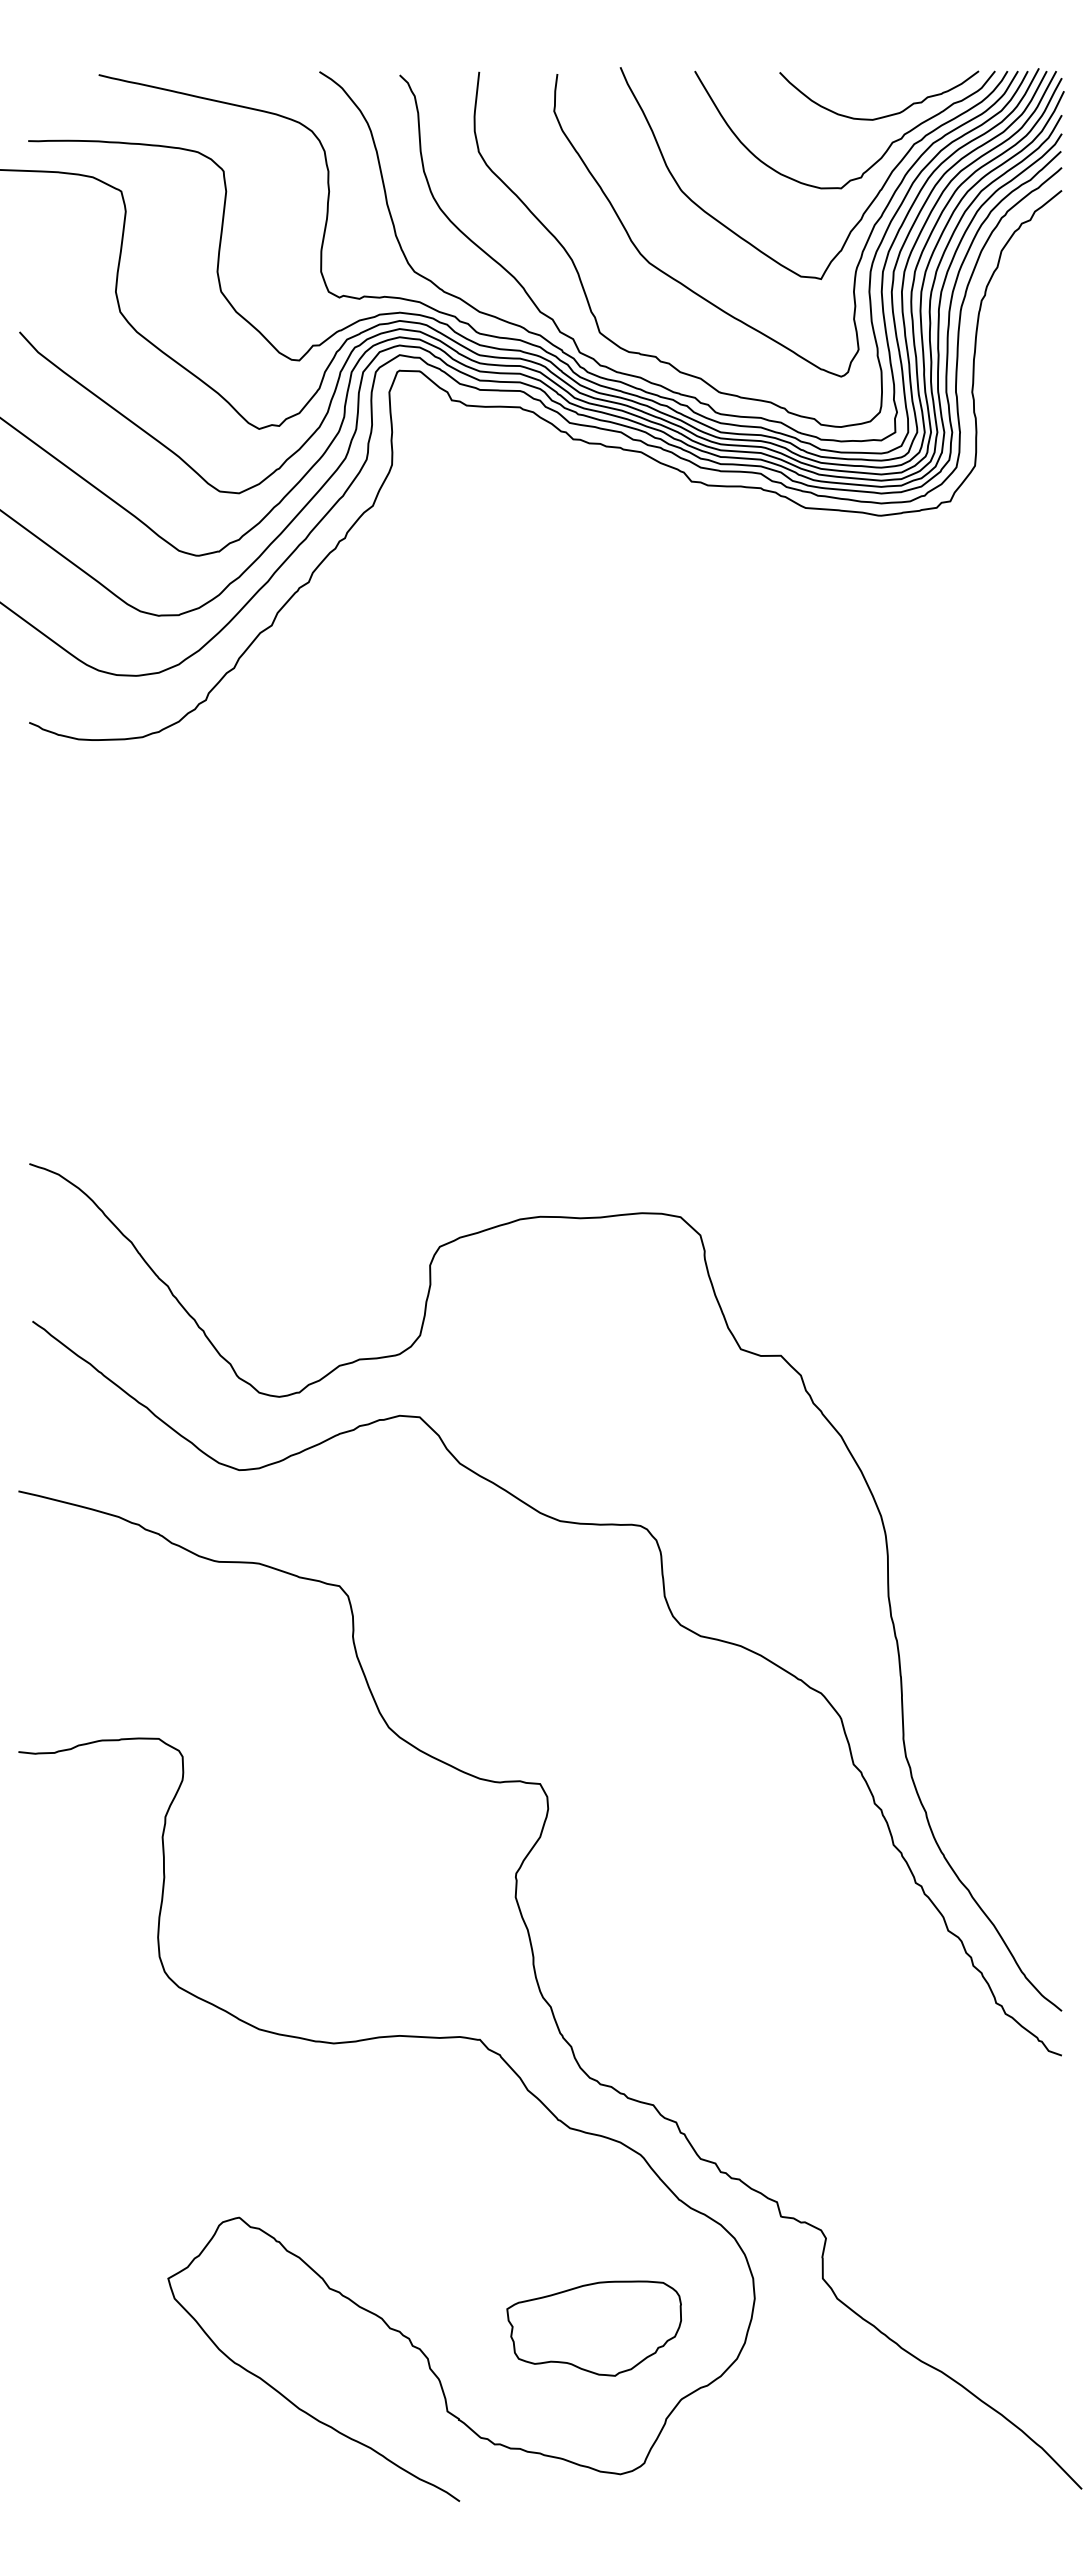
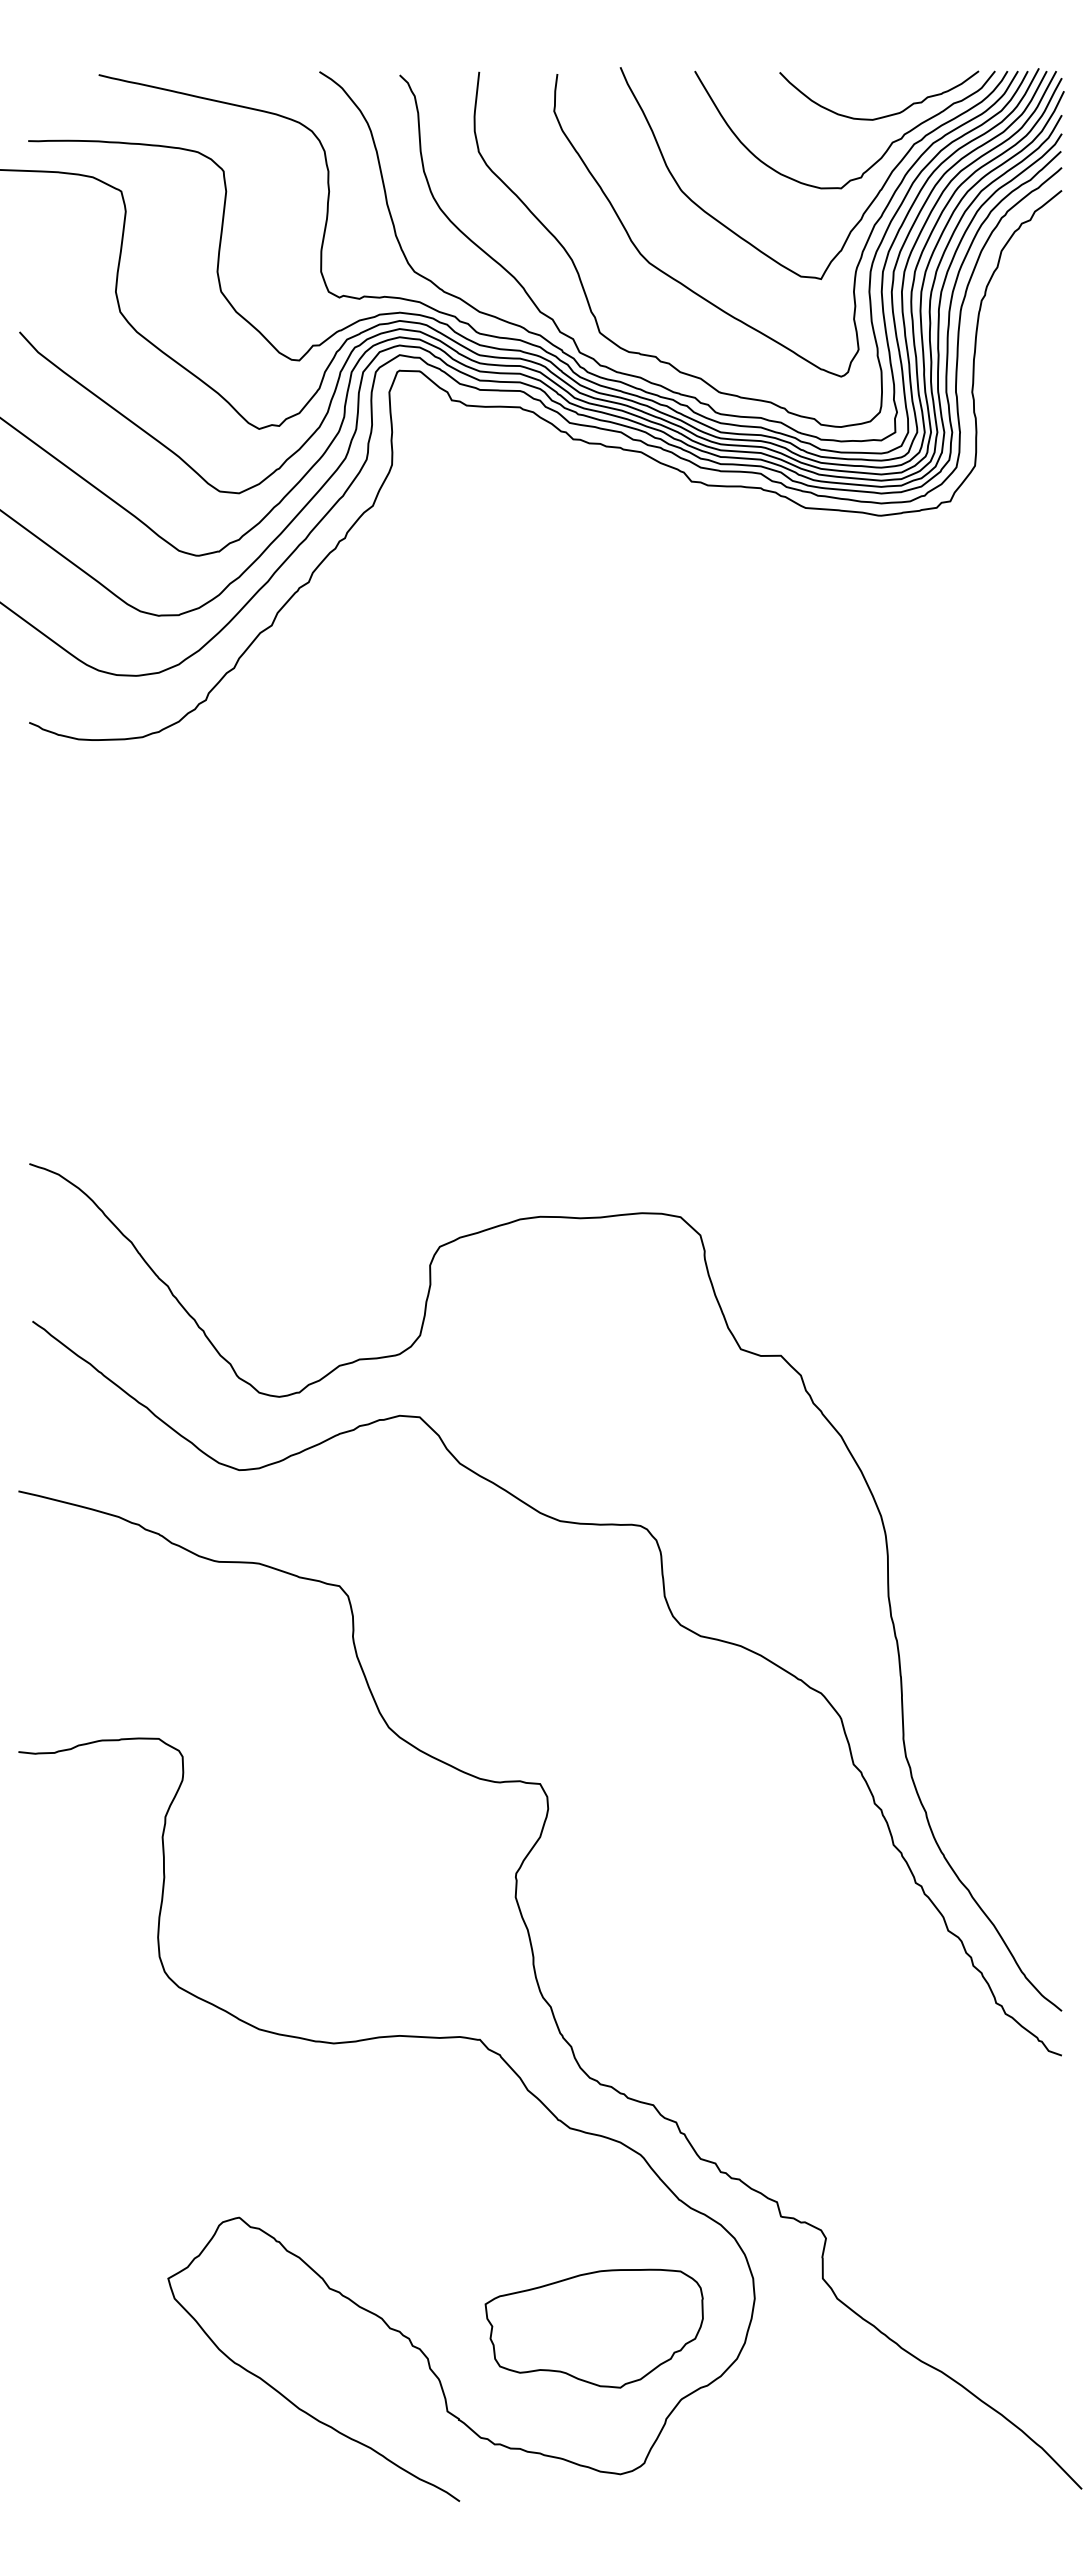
part size: 176x97 px -> 220x121 px (593, 2328)
